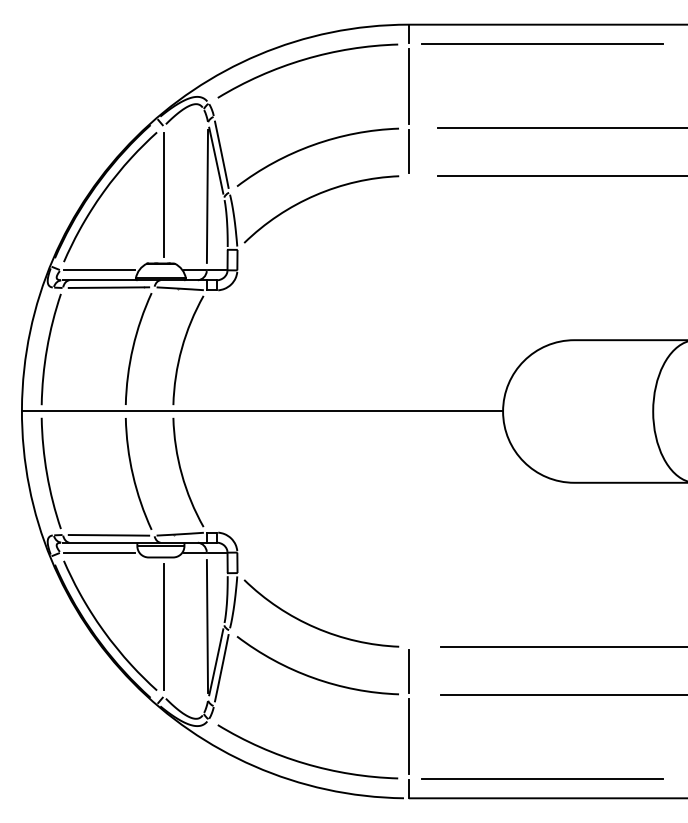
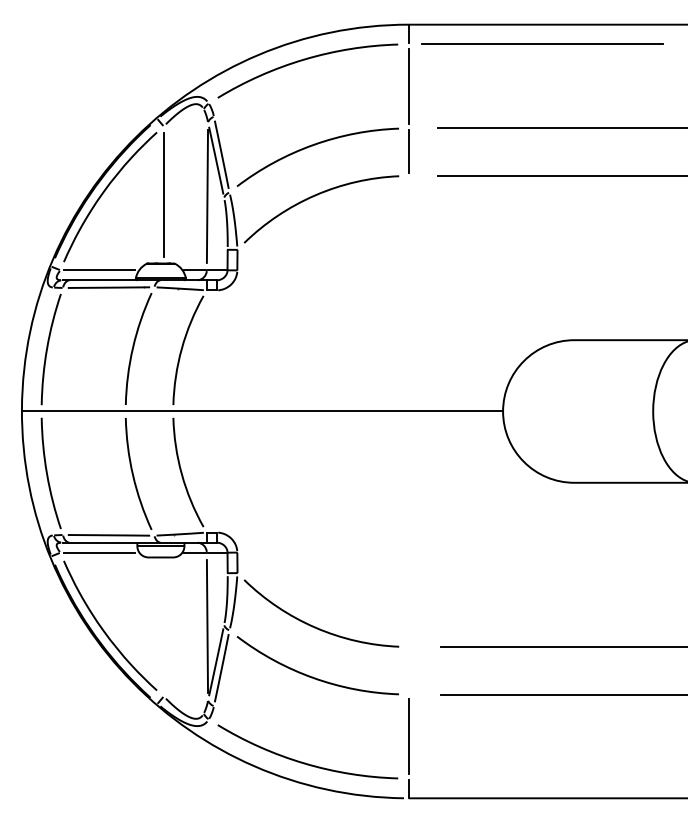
line: present -> none (163, 626)
line: present -> none (408, 670)
line: present -> none (542, 778)
